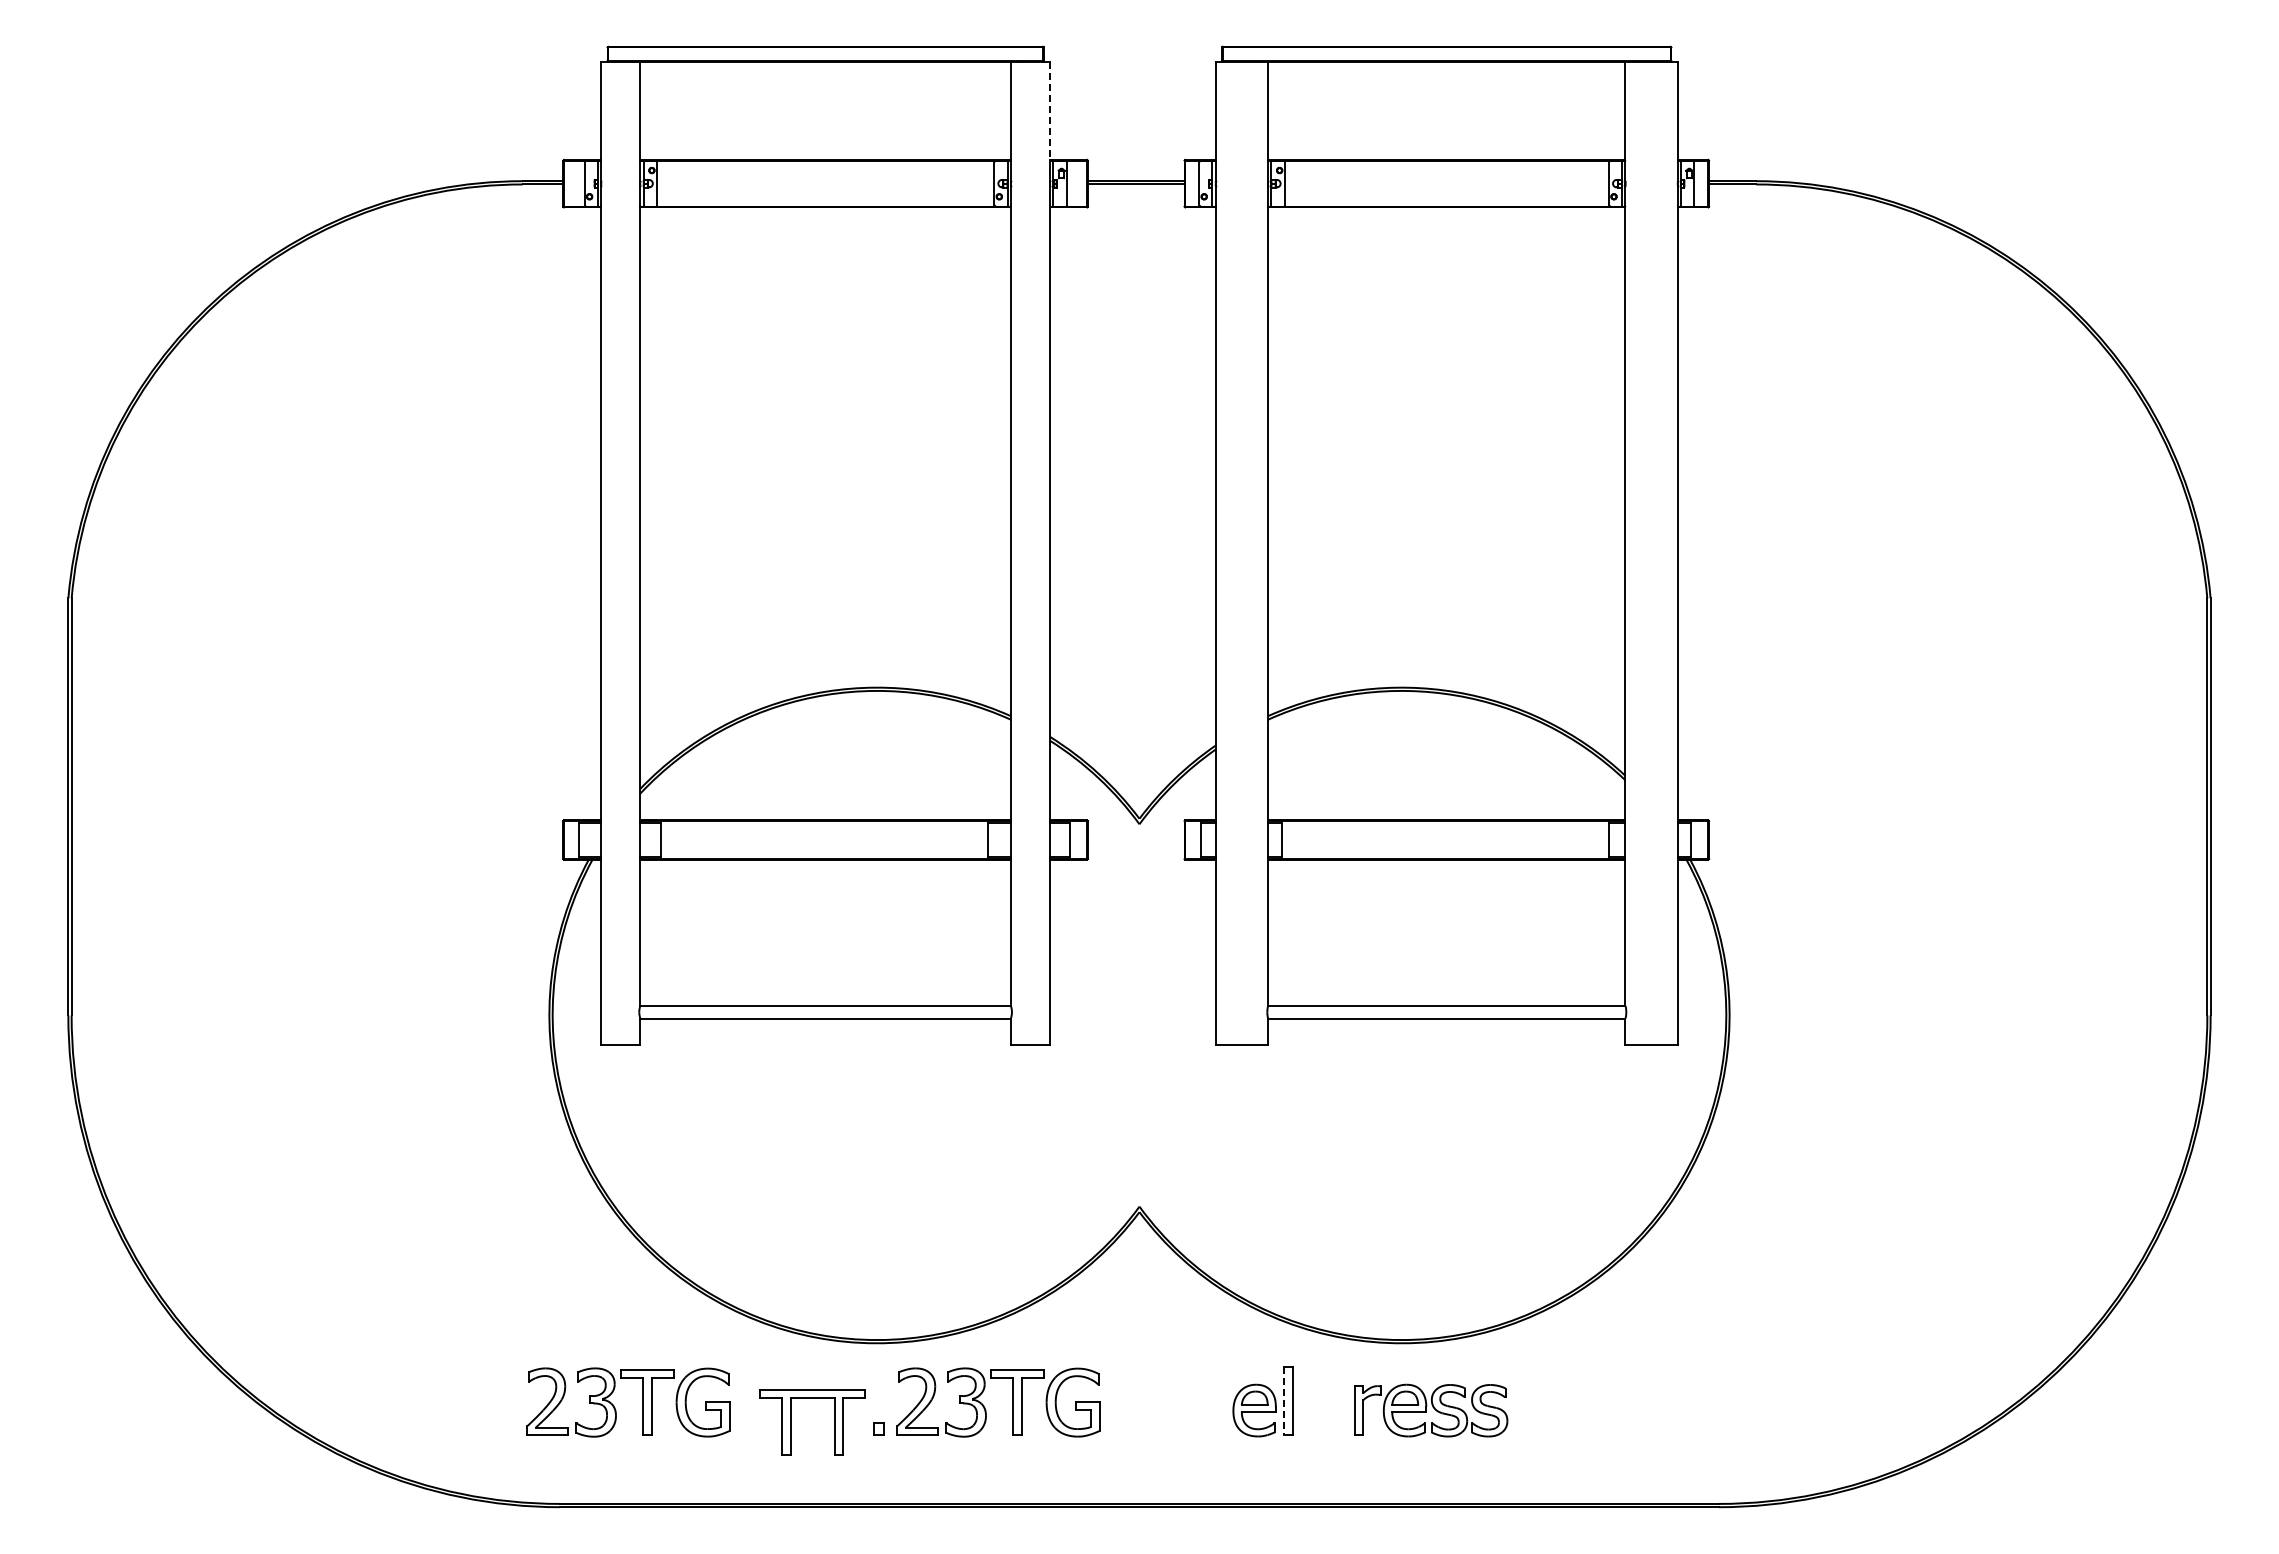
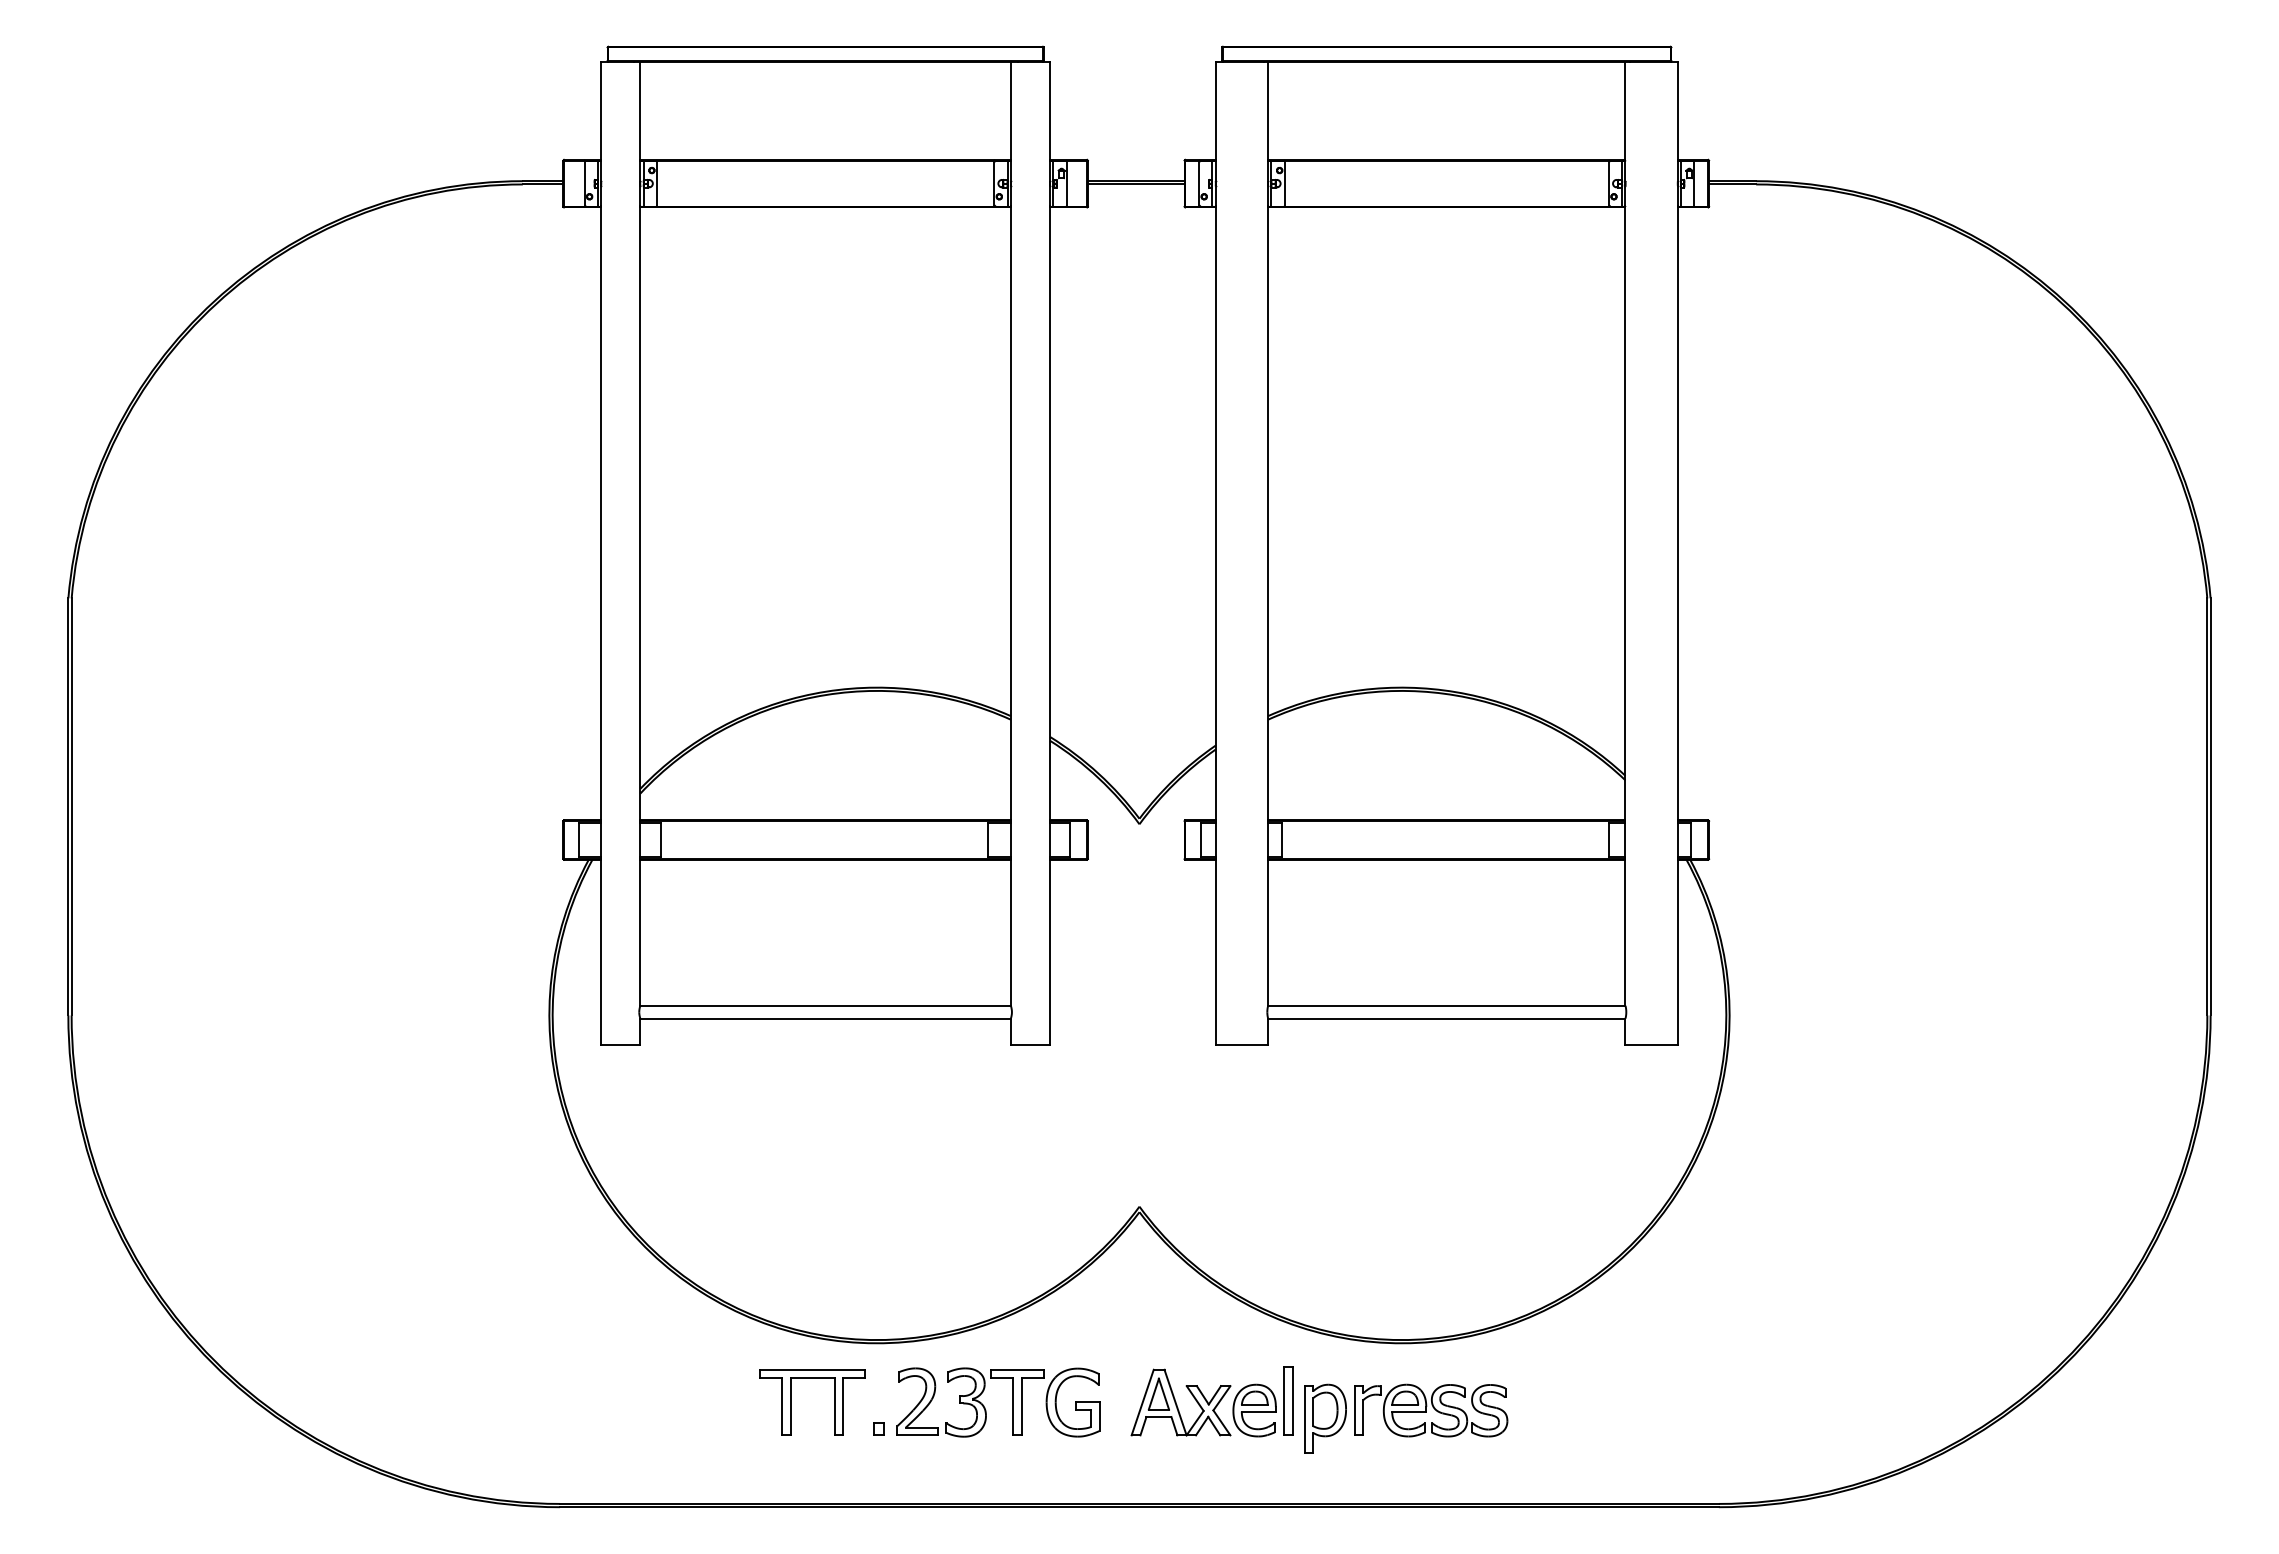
line: dashed -> solid (1050, 111)
line: dashed -> solid (1284, 1401)
part: none -> present (1180, 1402)
part: present -> none (615, 1407)
part: none -> present (1325, 1418)
part position: (791, 1422) -> (791, 1402) (791, 1402)
